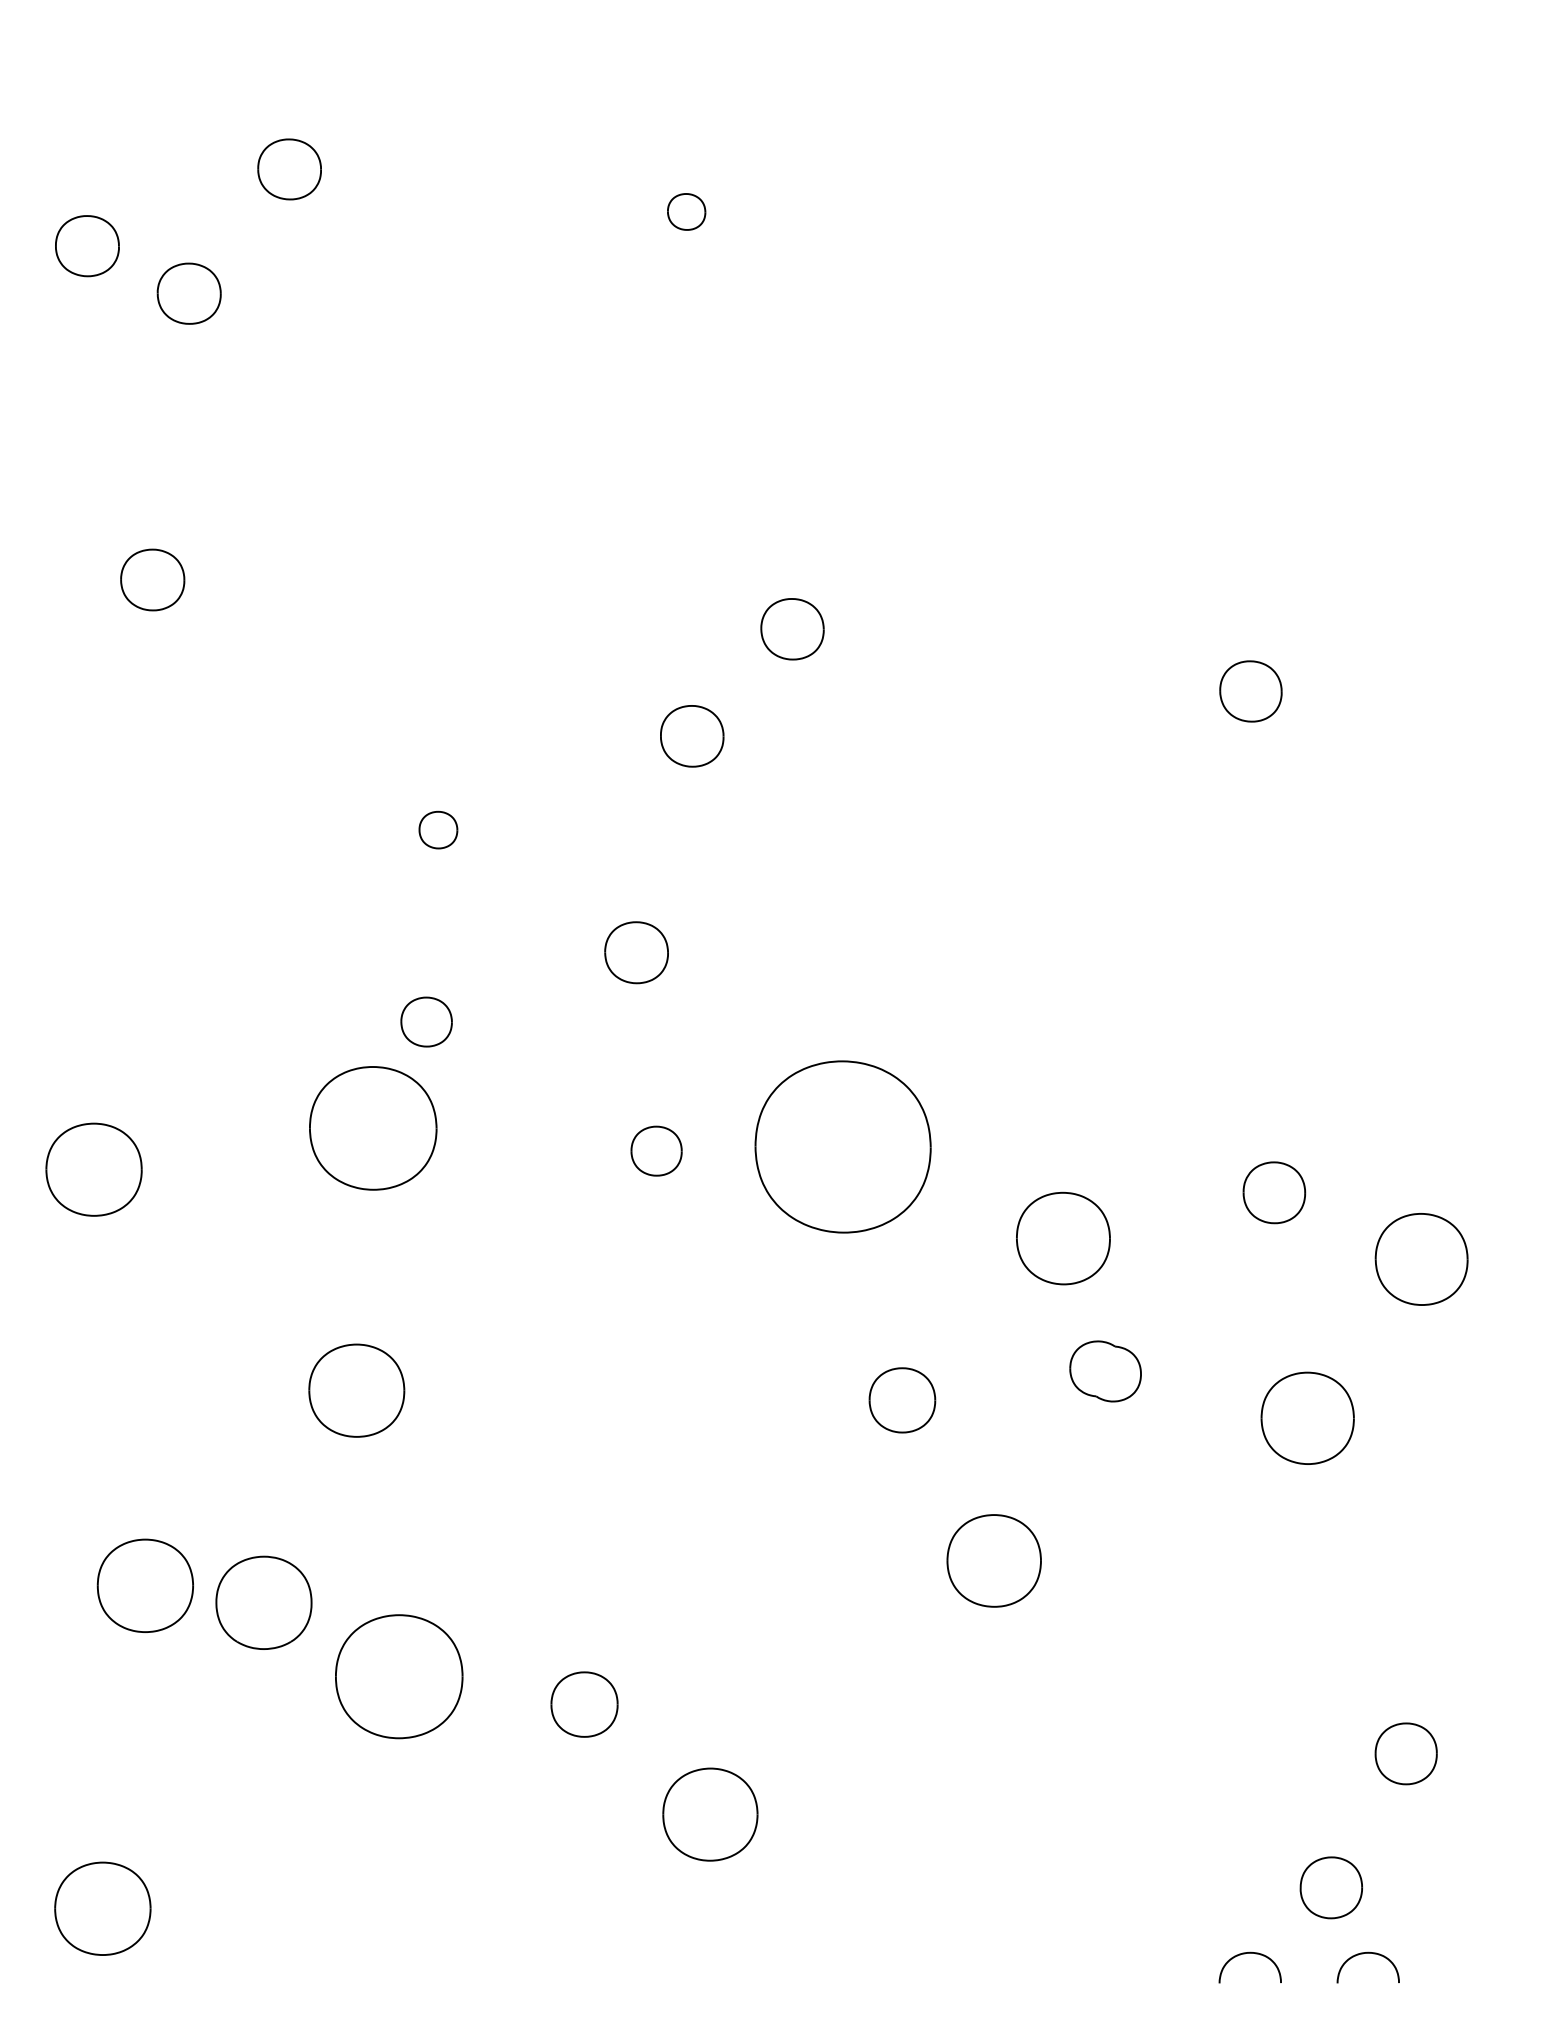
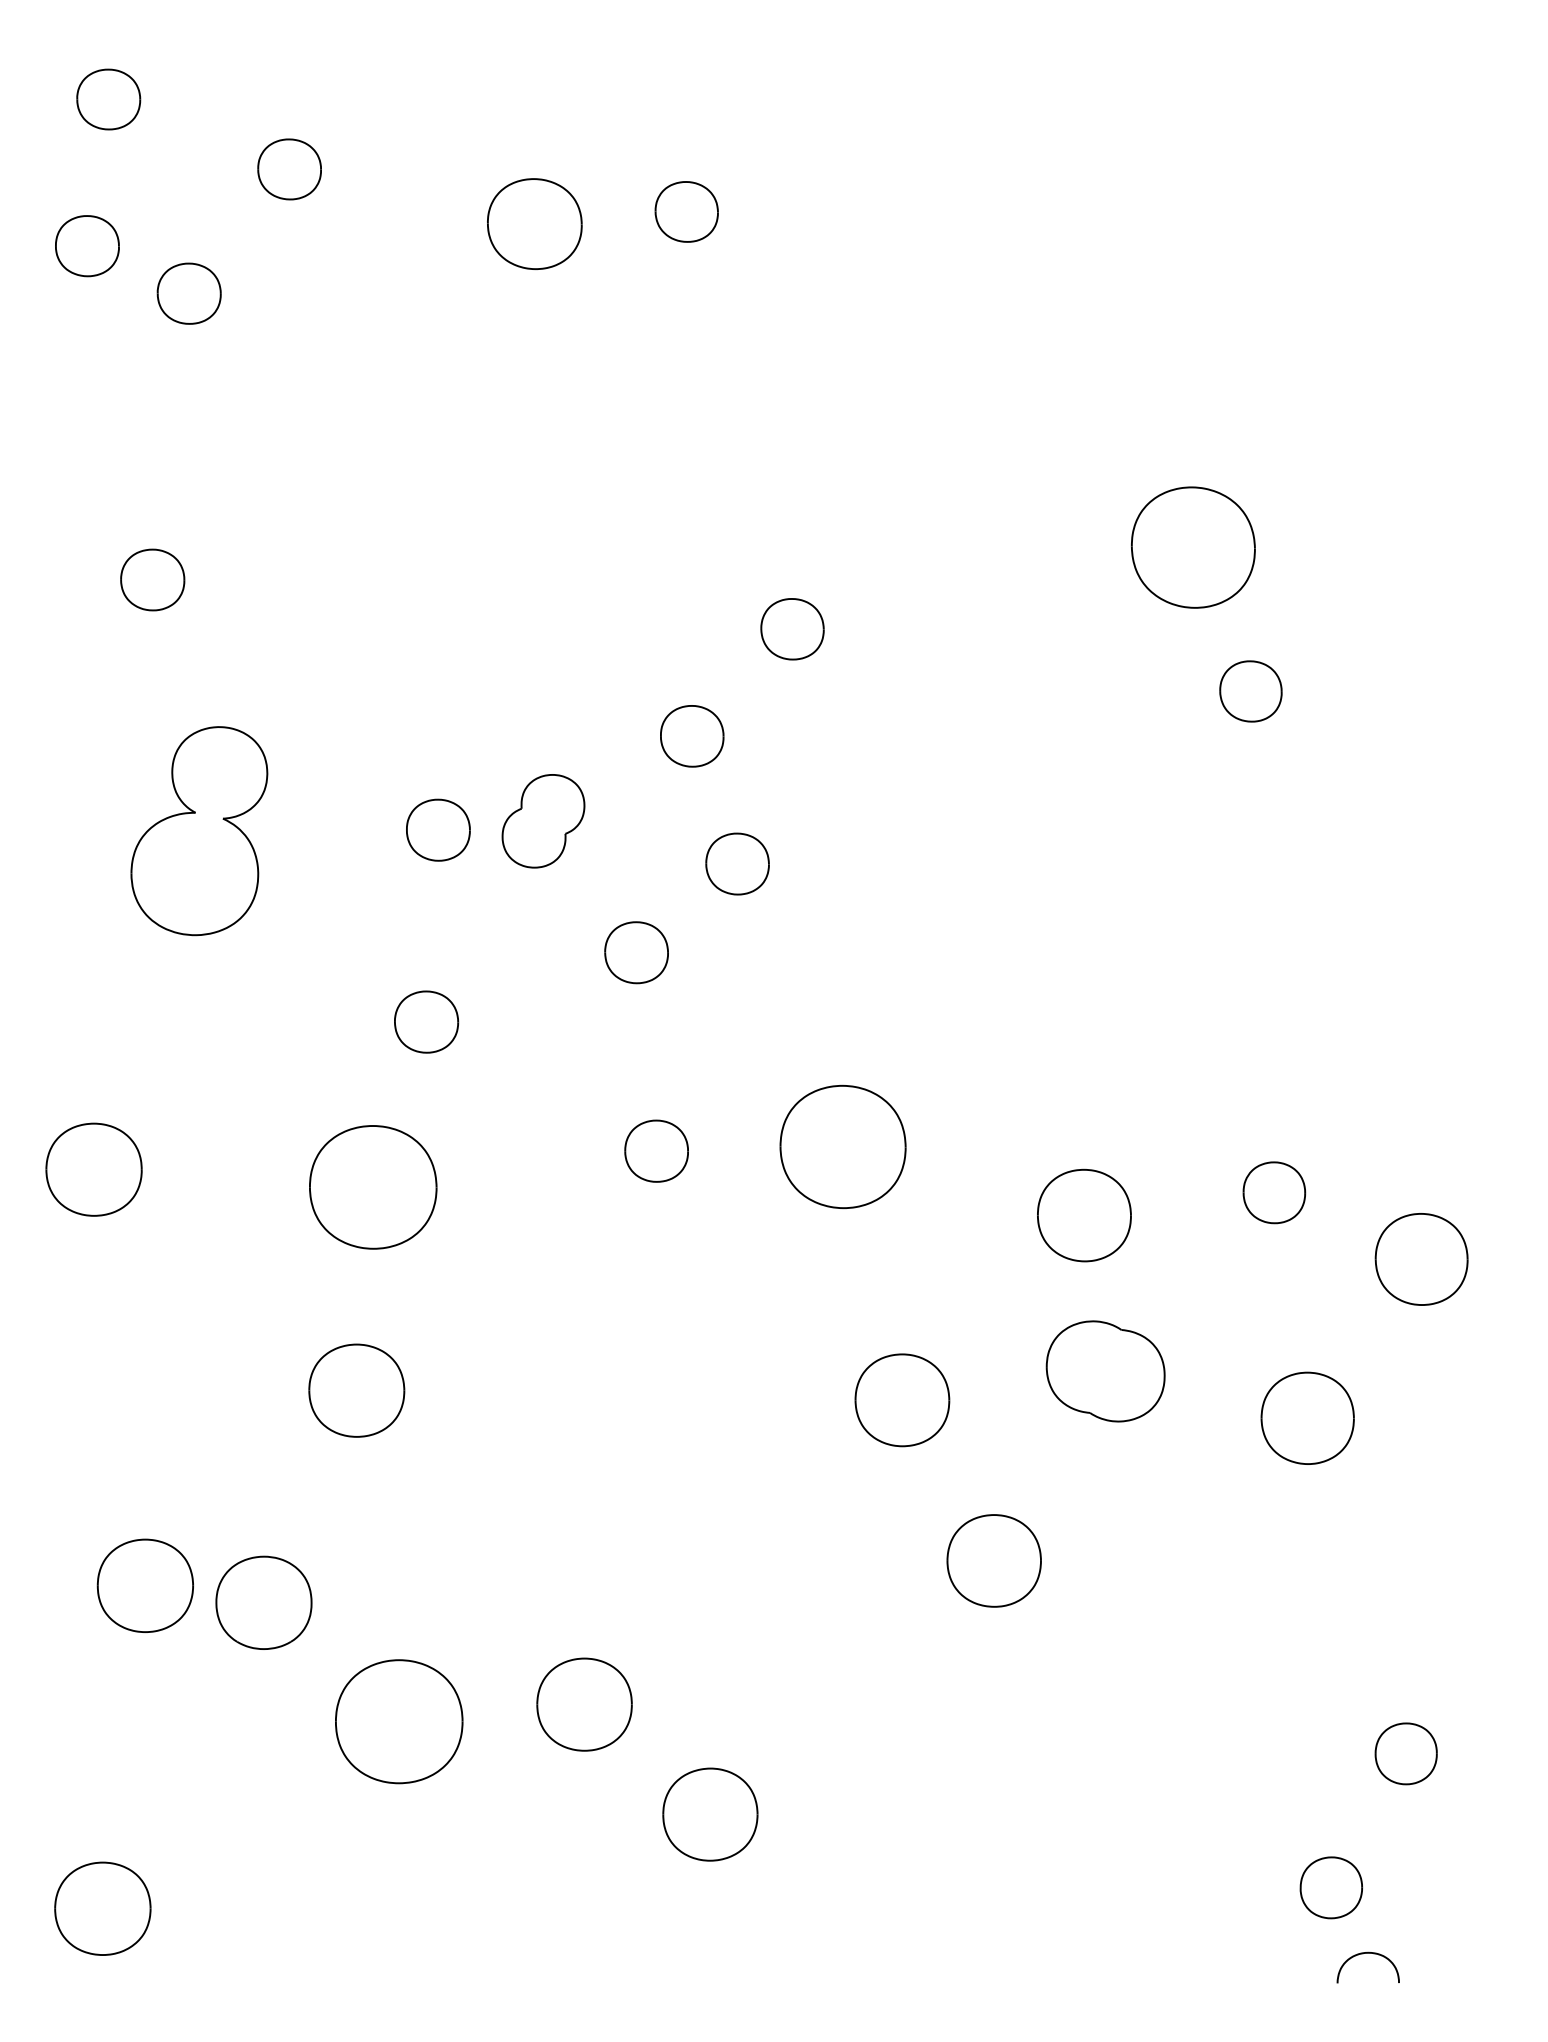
part: none -> present (108, 99)
part size: 40x38 px -> 65x62 px (686, 211)
part: none -> present (534, 223)
part: none -> present (1193, 547)
part: none -> present (543, 821)
part size: 41x40 px -> 65x64 px (438, 829)
part: none -> present (199, 831)
part: none -> present (737, 863)
part size: 53x52 px -> 66x64 px (426, 1021)
part position: (373, 1128) -> (373, 1187) (373, 1187)
part size: 178x174 px -> 128x126 px (842, 1146)
part size: 53x52 px -> 65x64 px (656, 1150)
part position: (1063, 1238) -> (1084, 1215) (1084, 1215)
part size: 73x63 px -> 121x103 px (1105, 1371)
part size: 69x67 px -> 97x95 px (902, 1400)
part position: (399, 1676) -> (399, 1721) (399, 1721)
part size: 69x67 px -> 97x95 px (584, 1704)
curve: present -> none (1245, 1954)
